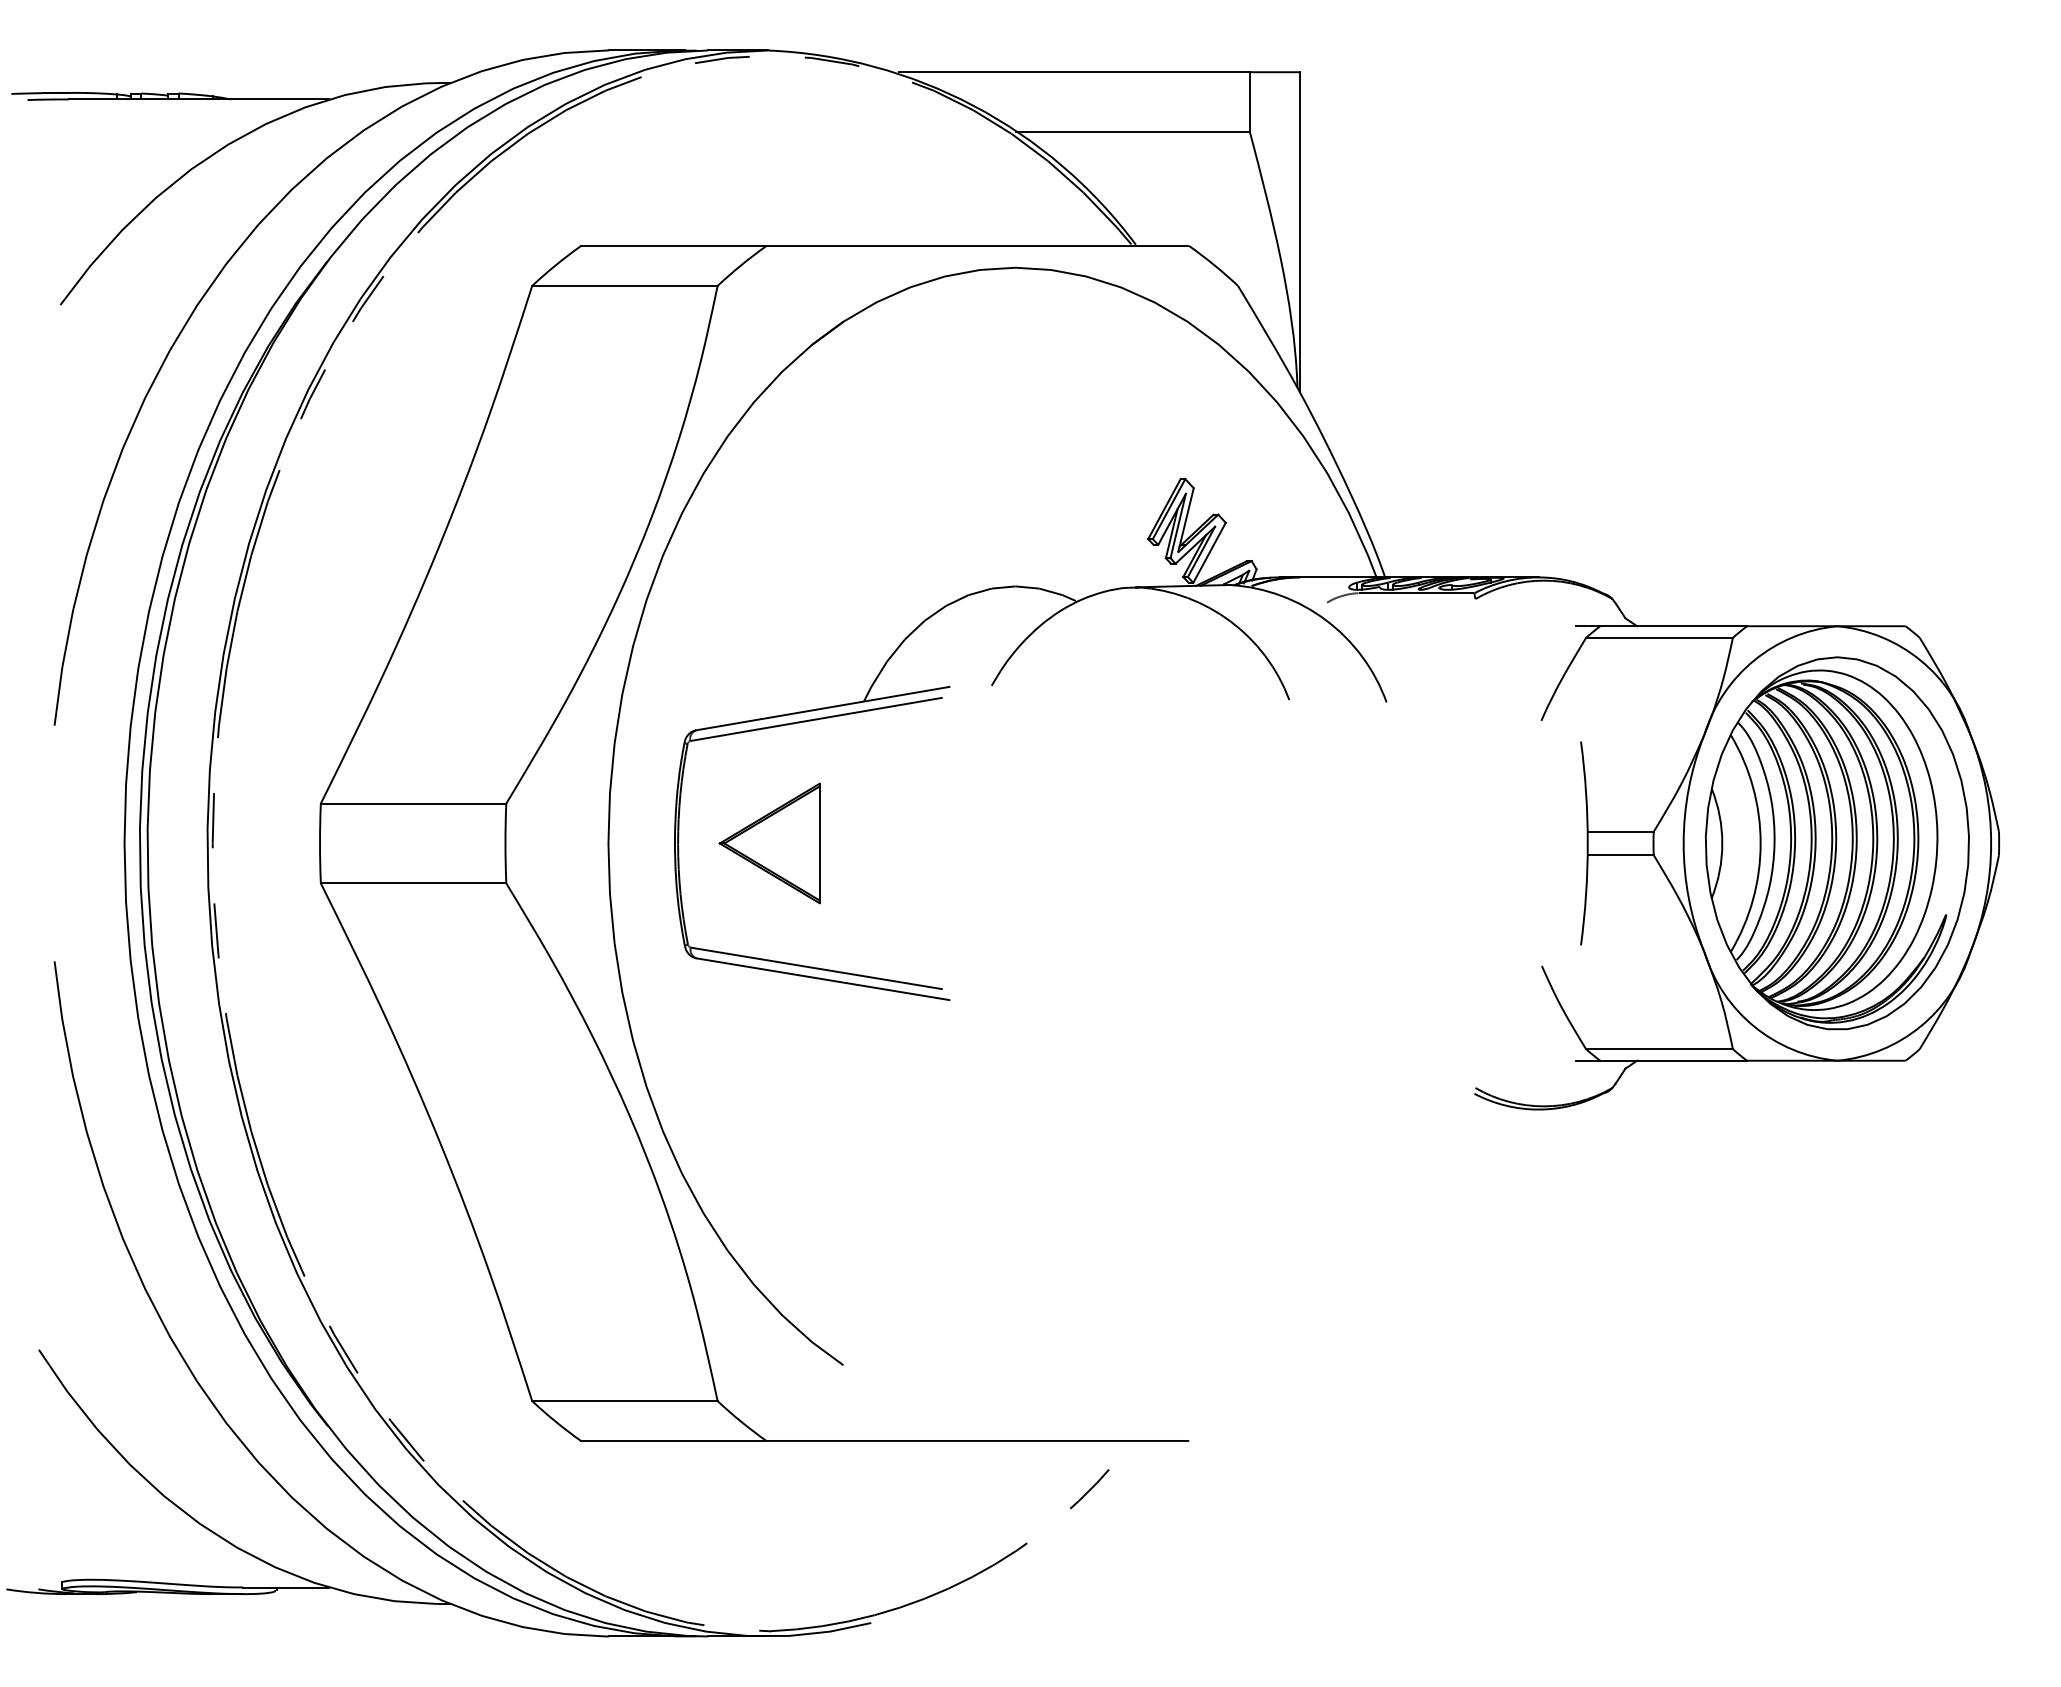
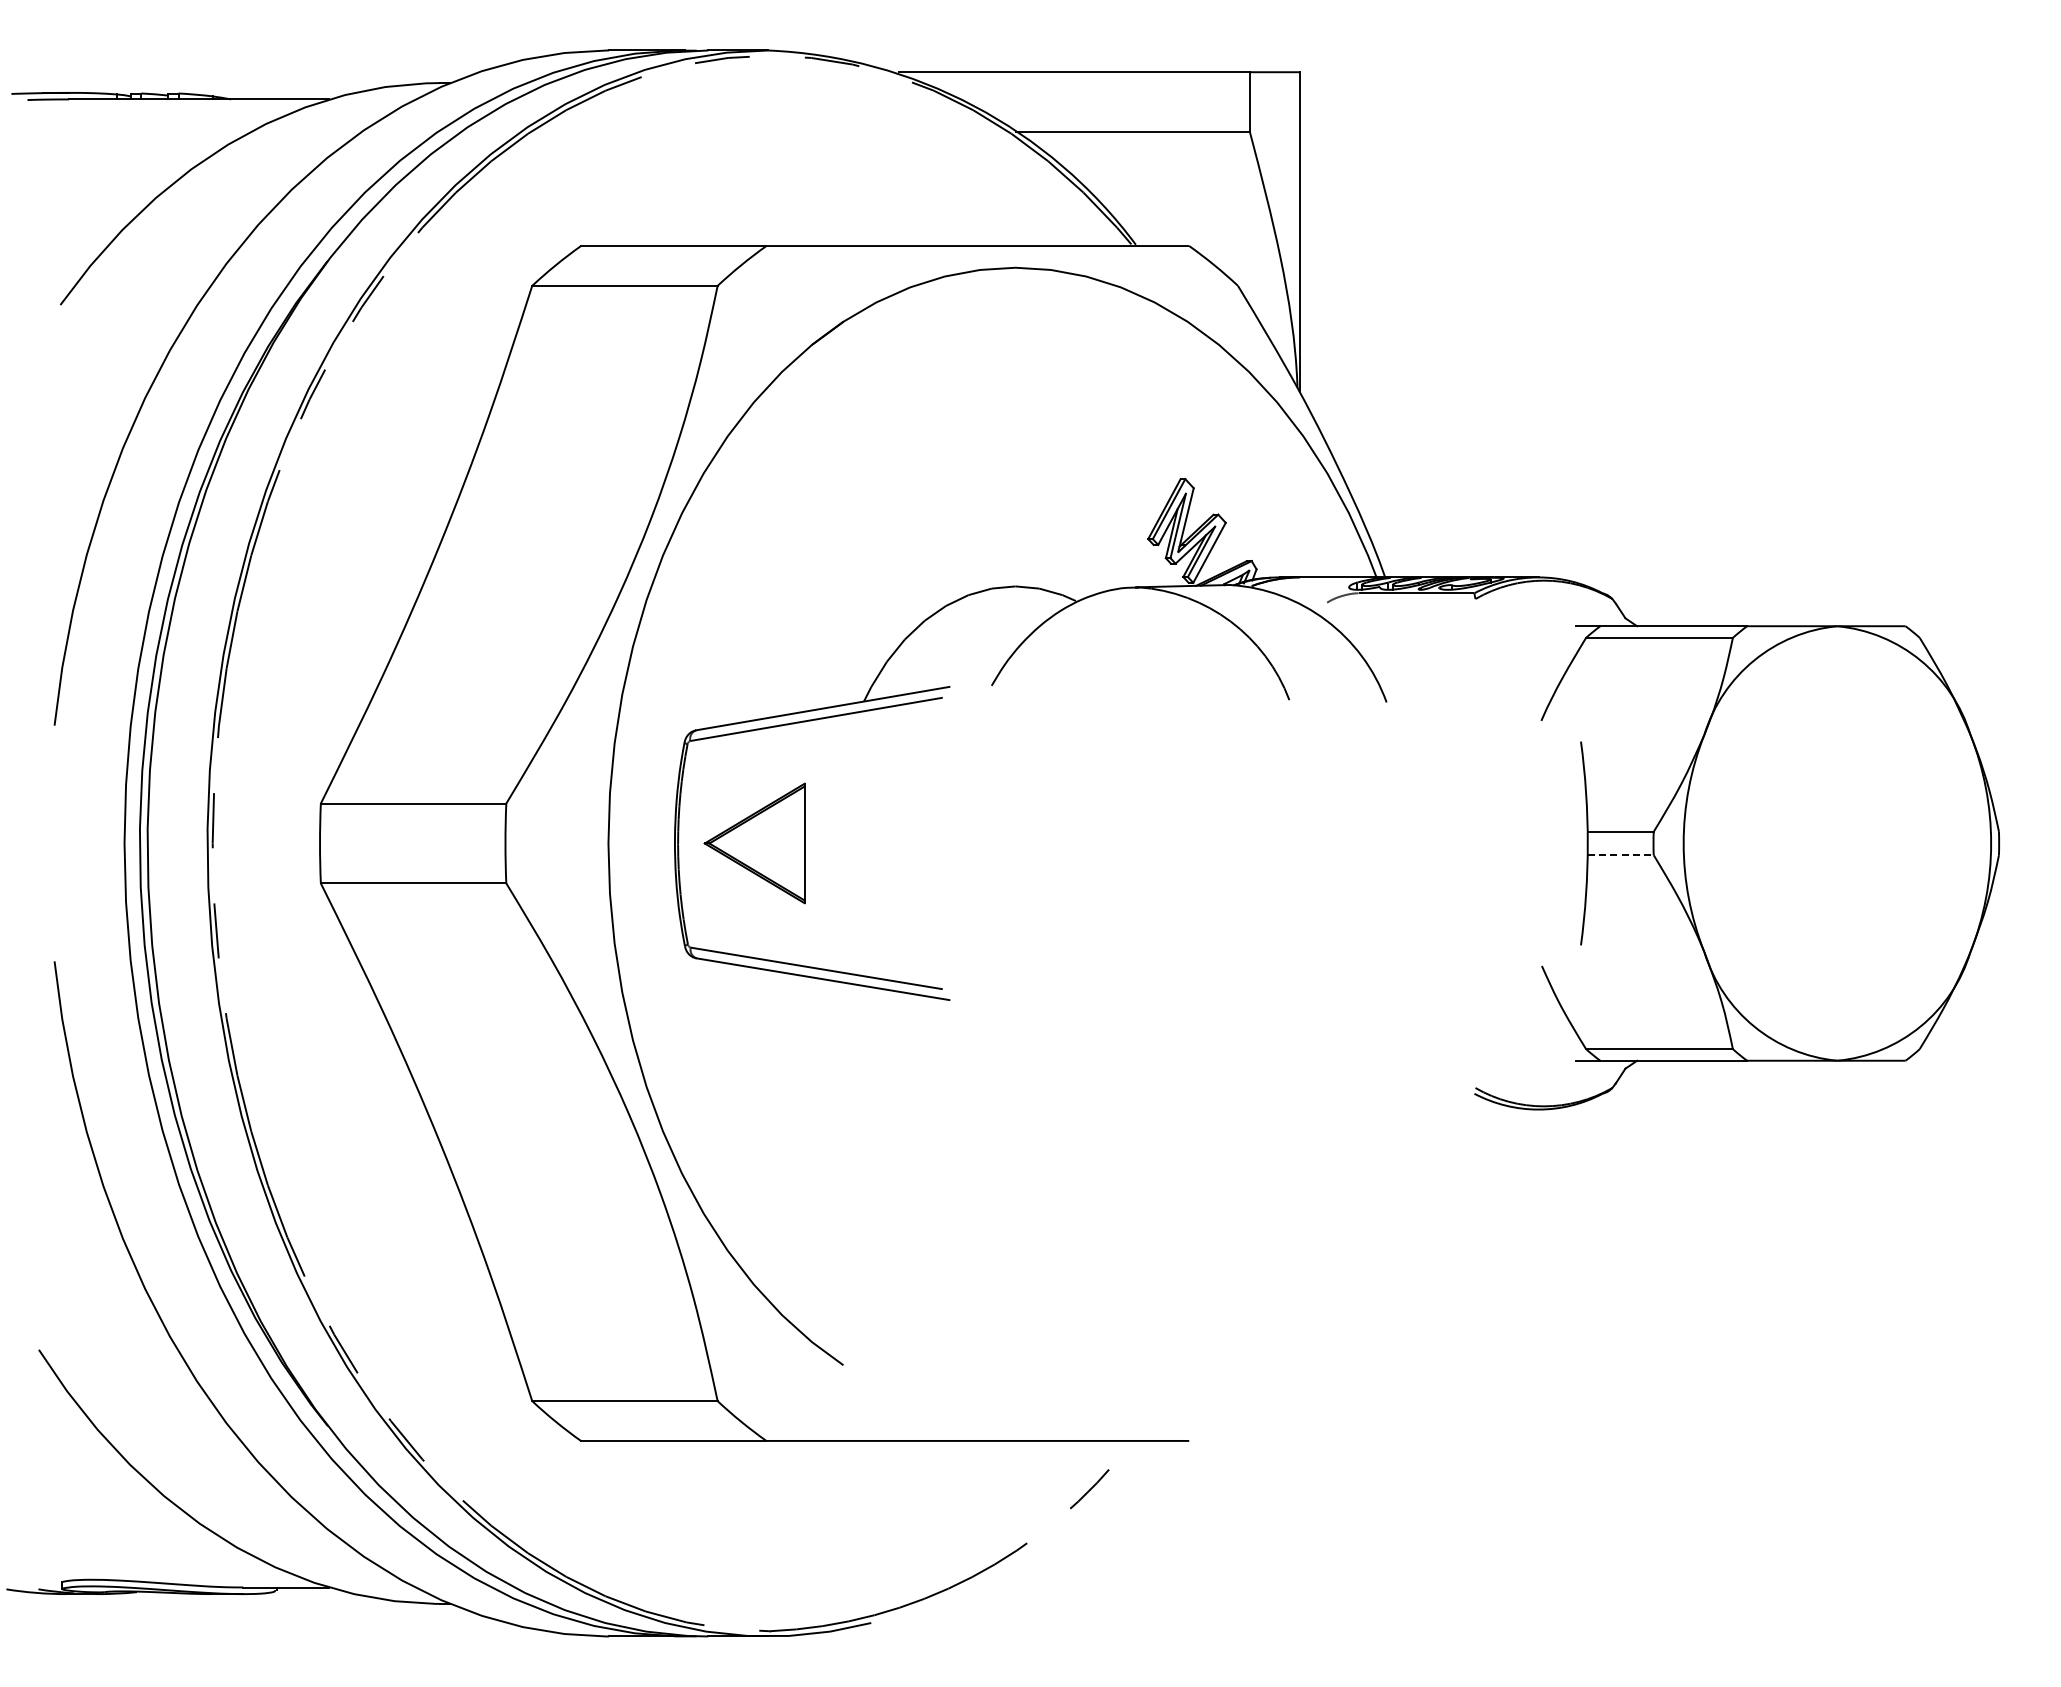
part position: (769, 843) -> (754, 843) (754, 843)
part: present -> none (1836, 843)
line: solid -> dashed (1621, 855)
